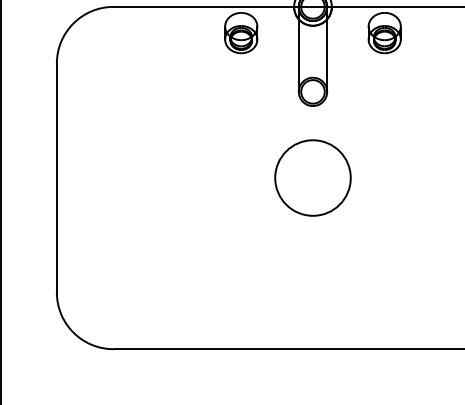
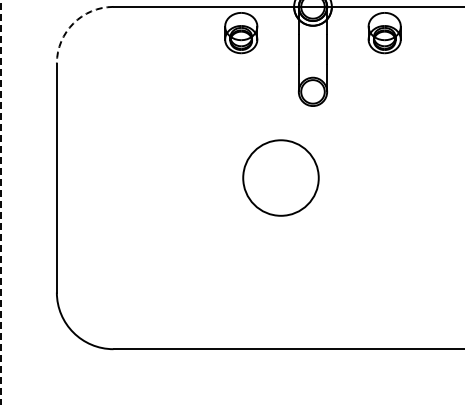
arc: solid -> dashed (73, 23)
circle position: (312, 177) -> (280, 177) (280, 177)
line: solid -> dashed (1, 202)
